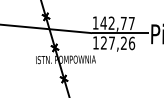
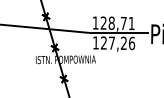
text: 142,77 -> 128,71 (117, 23)
